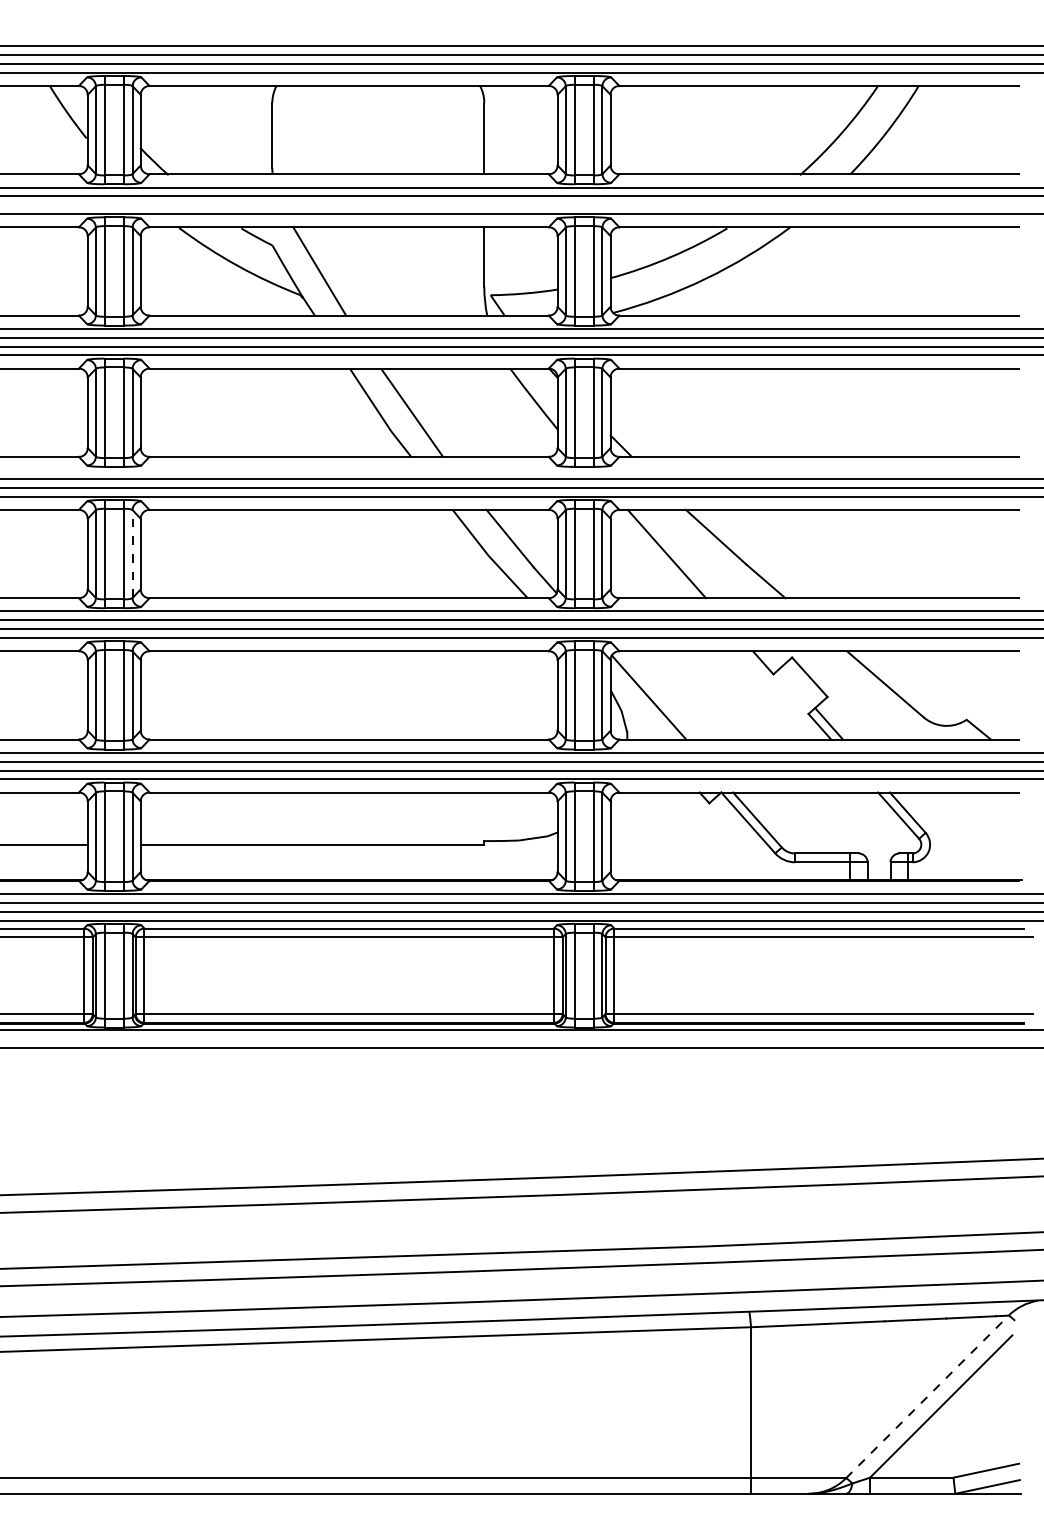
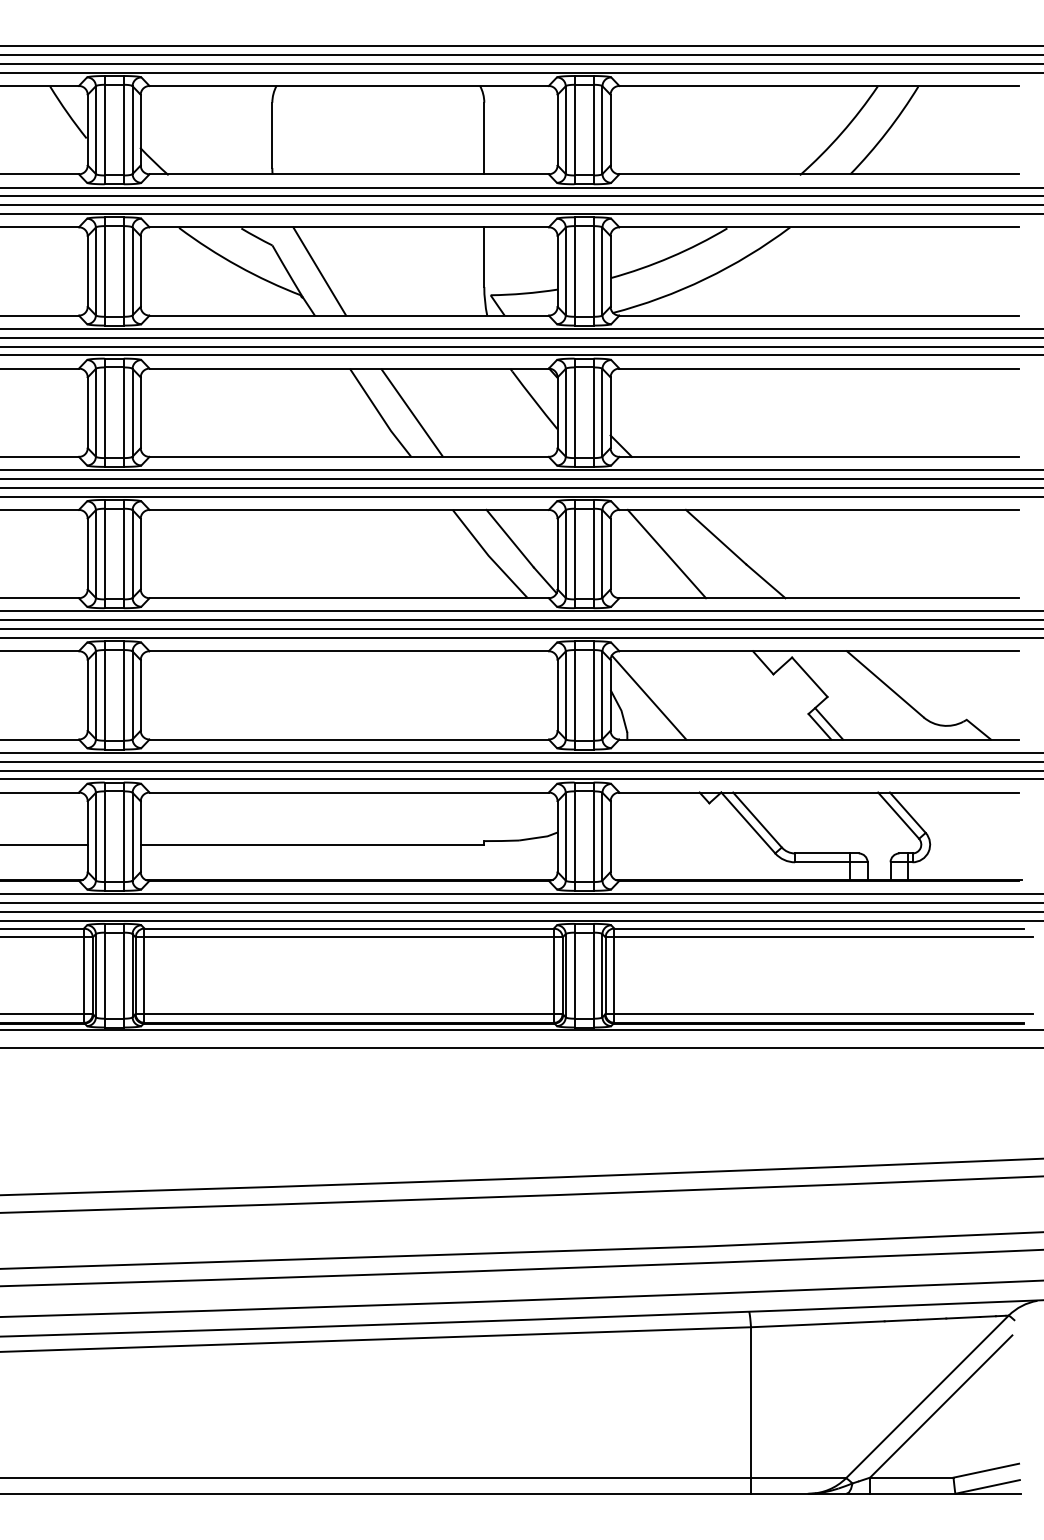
line: none -> present (521, 205)
line: none -> present (521, 470)
line: dashed -> solid (132, 554)
line: dashed -> solid (927, 1396)
